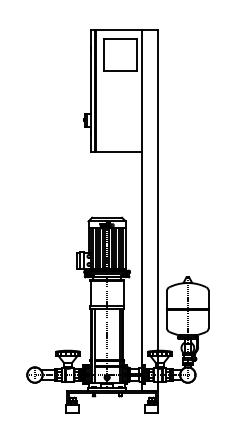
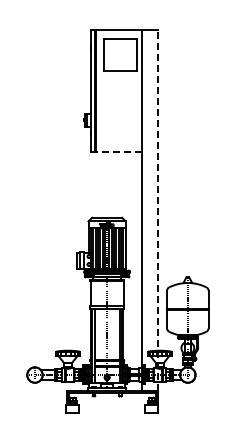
line: solid -> dashed (118, 152)
line: solid -> dashed (157, 210)
